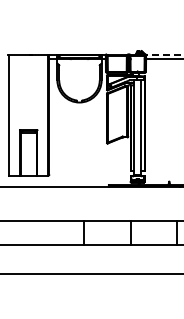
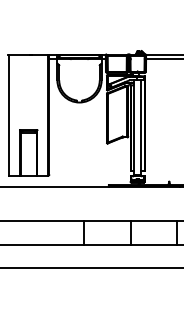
line: dashed -> solid (164, 54)
line position: (91, 273) -> (91, 267) (91, 267)
